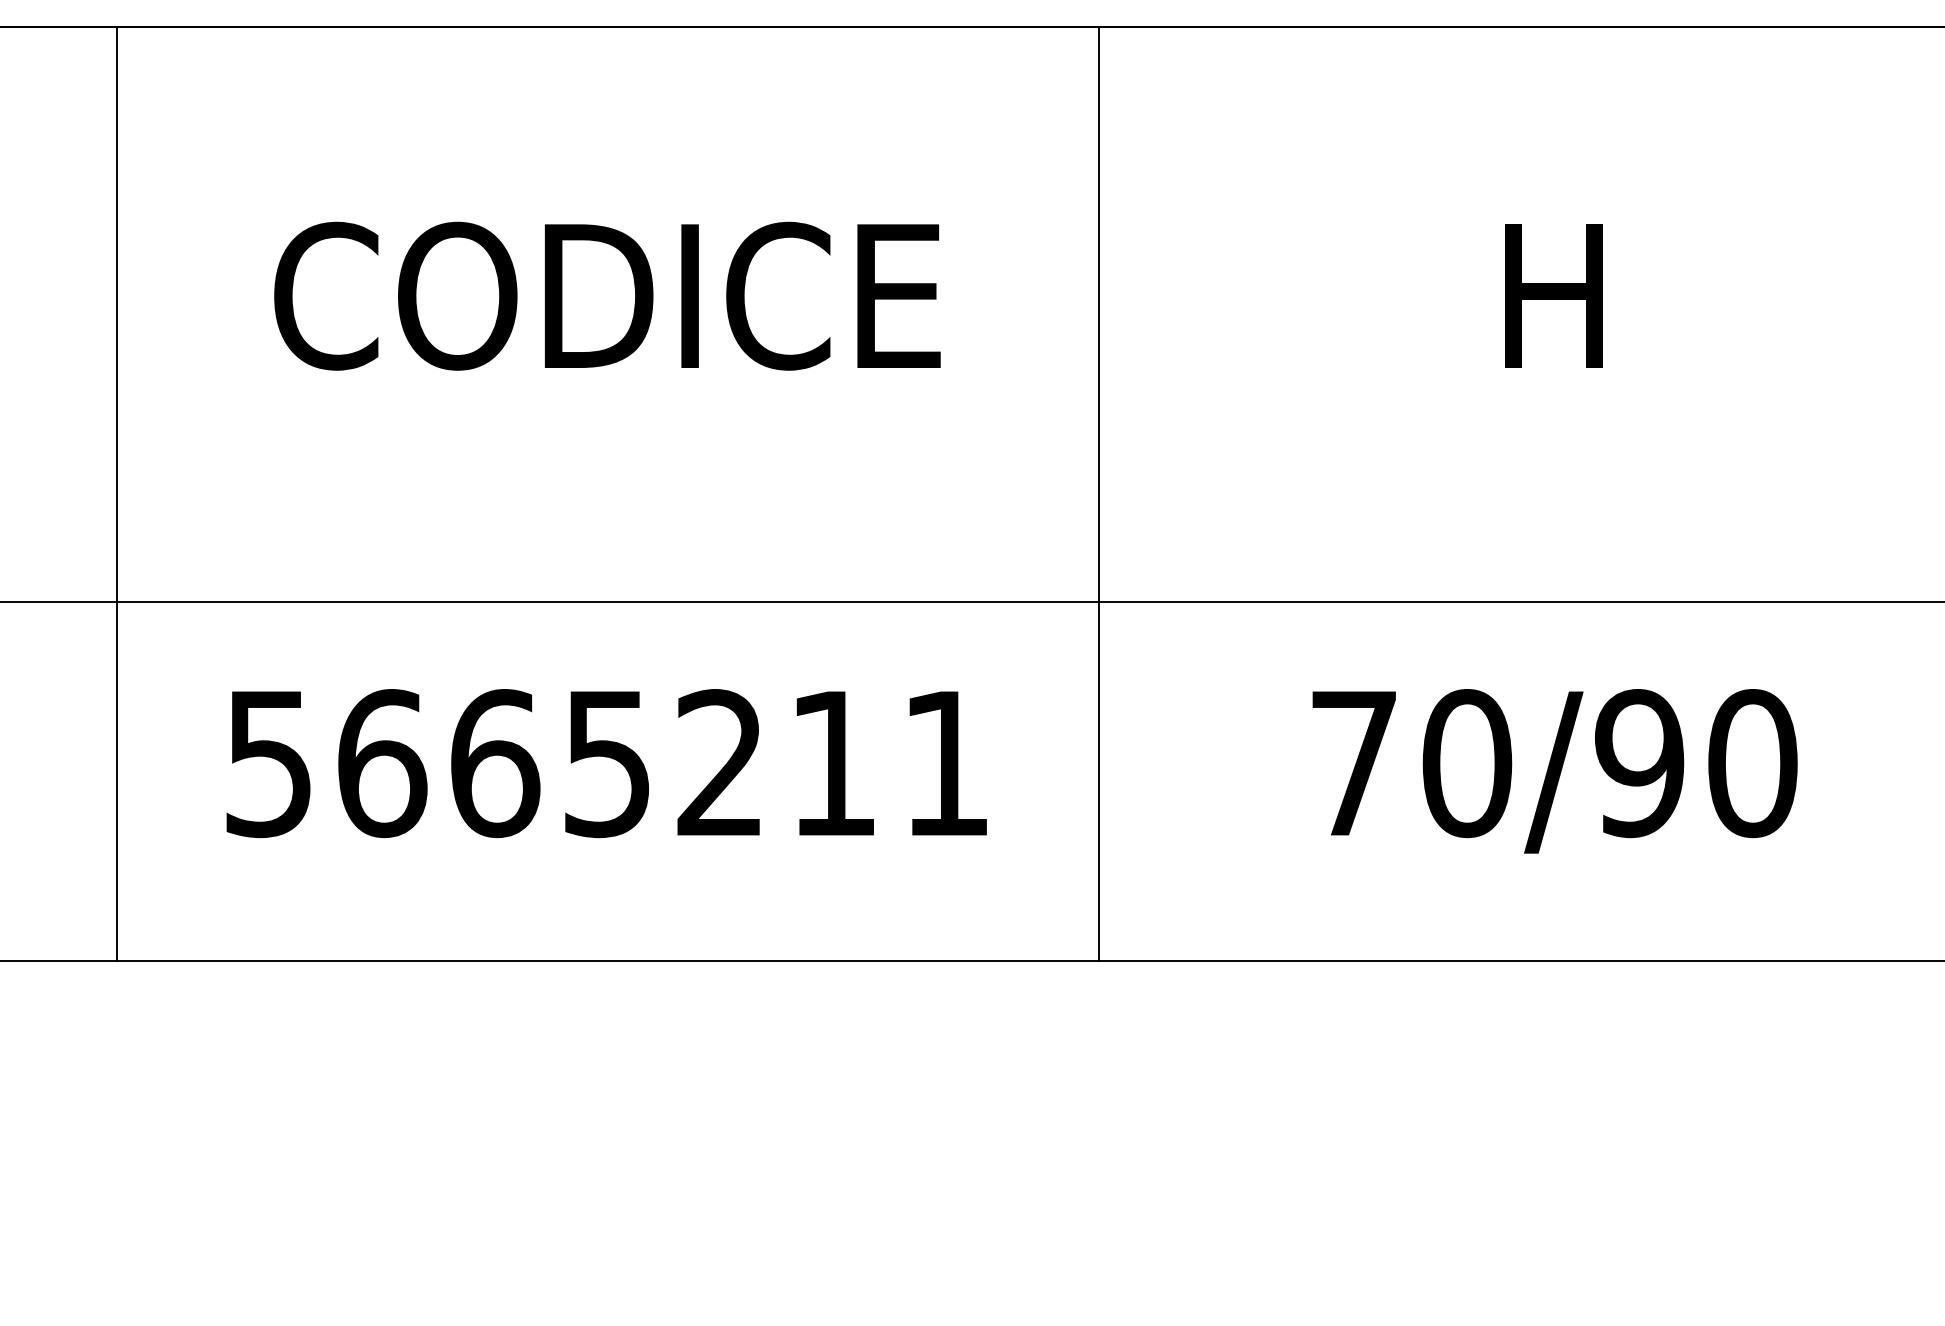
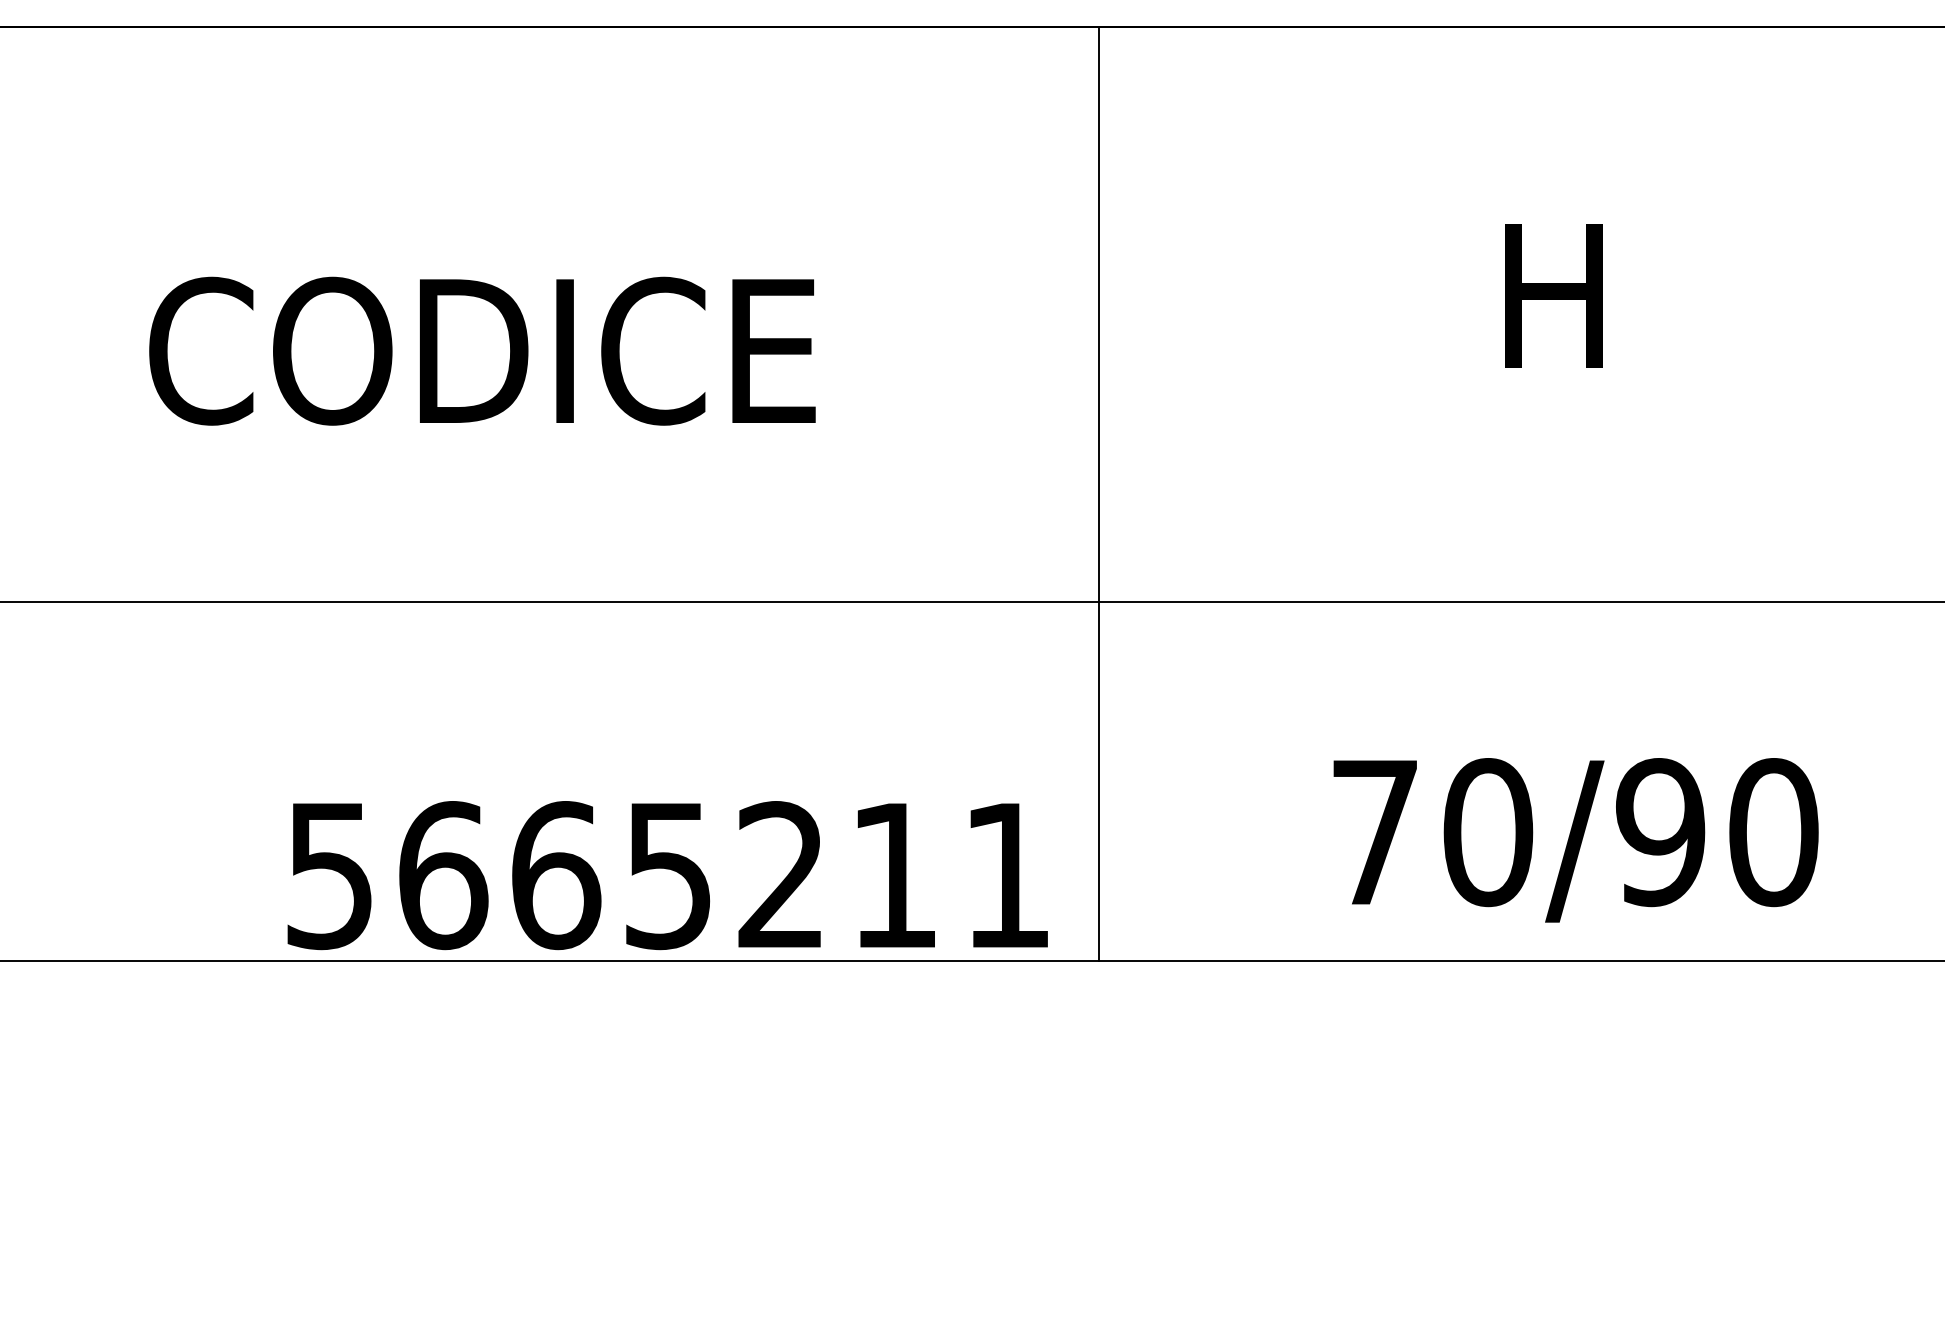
text position: (607, 295) -> (482, 350) (482, 350)
line: present -> none (116, 493)
text position: (606, 763) -> (667, 875) (667, 875)
text position: (1554, 771) -> (1575, 840) (1575, 840)
